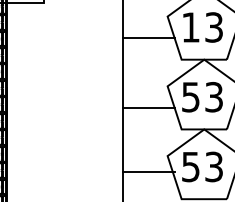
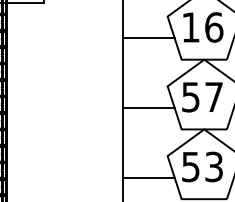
text: 13 -> 16 (214, 27)
text: 53 -> 57 (213, 97)
line position: (148, 171) -> (148, 177) (148, 177)
